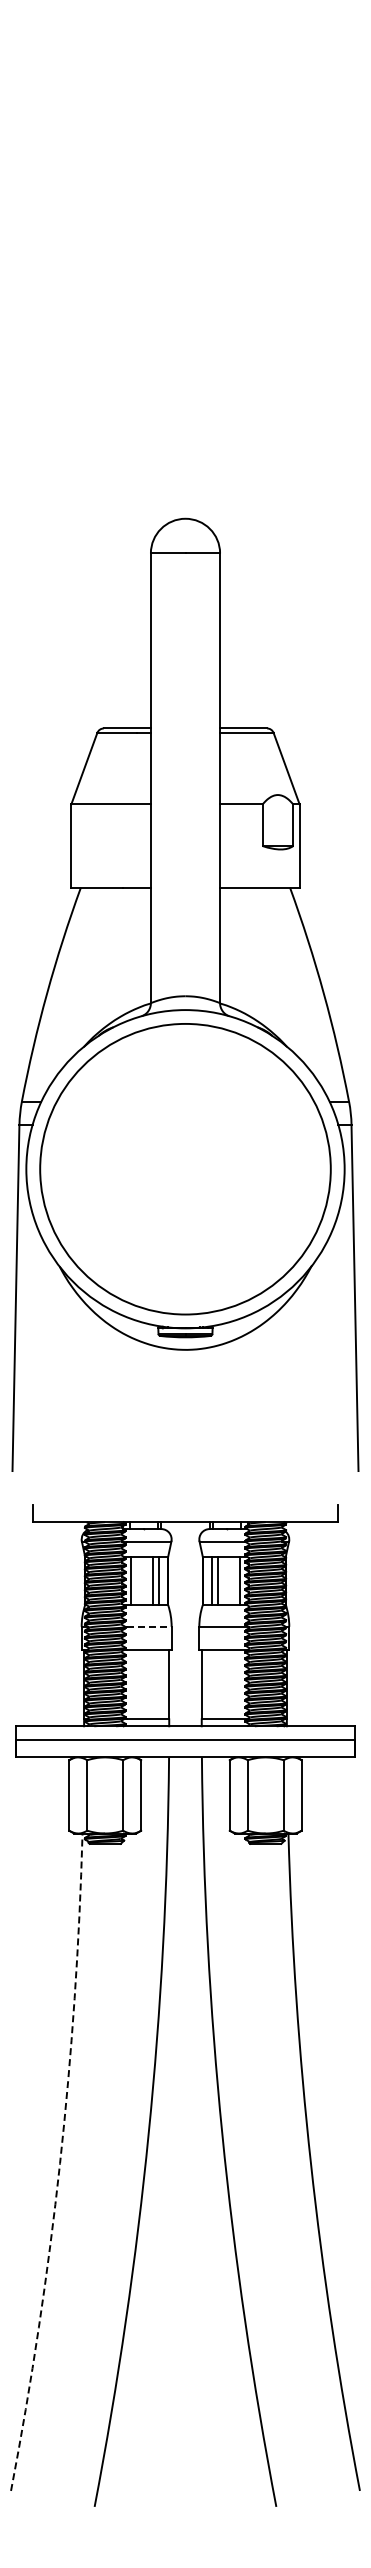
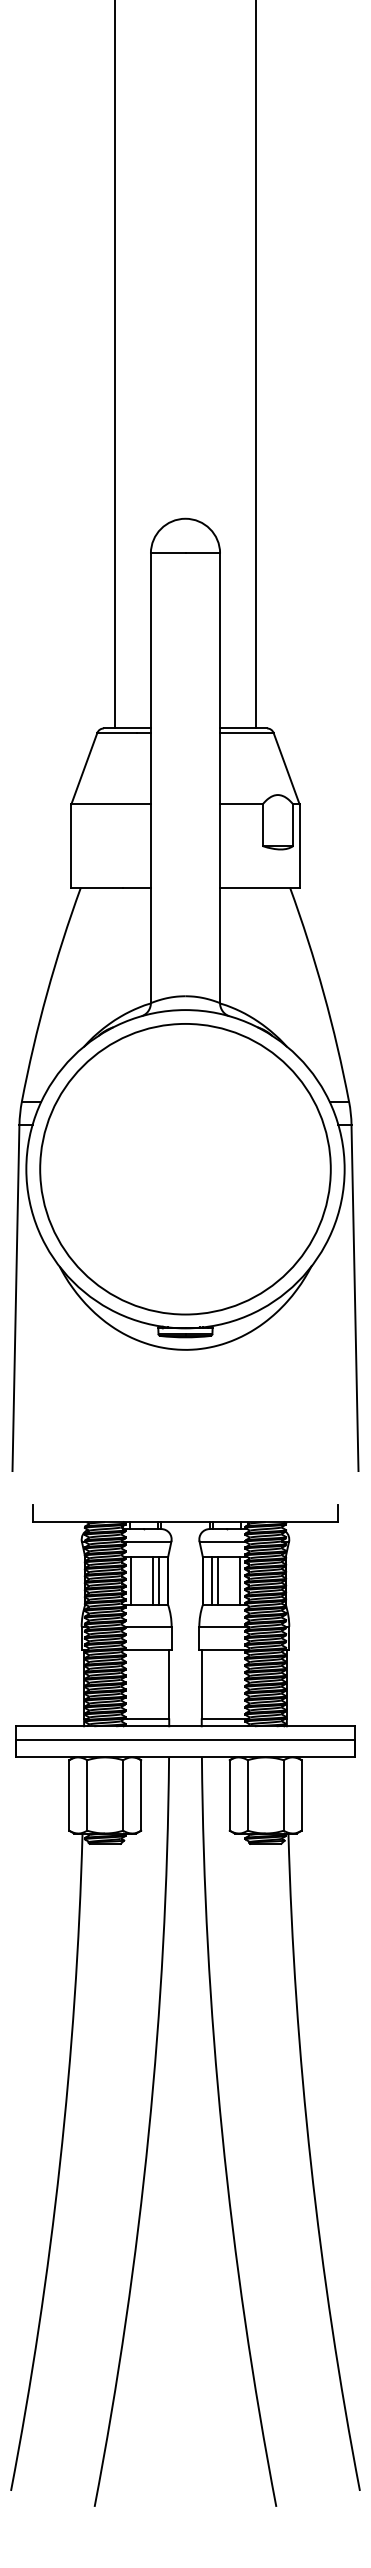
line: none -> present (114, 365)
line: none -> present (256, 365)
line: dashed -> solid (149, 1626)
arc: dashed -> solid (60, 2163)
